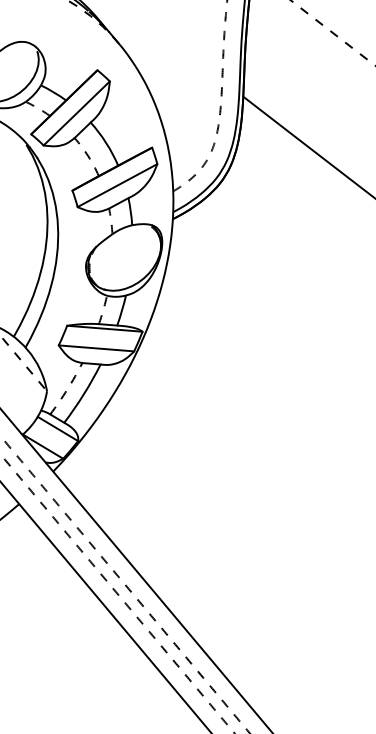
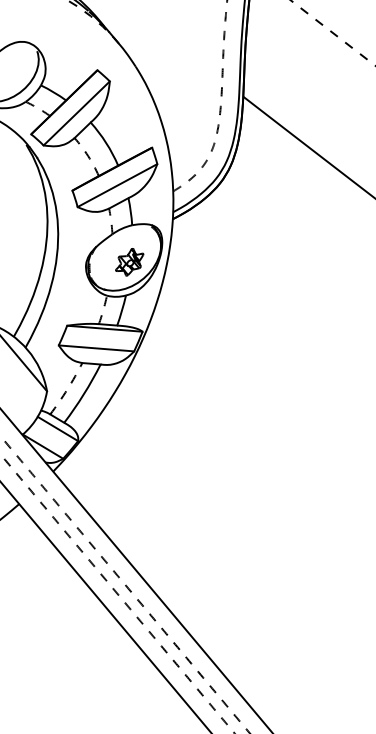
part: none -> present (129, 262)
line: dashed -> solid (23, 363)
